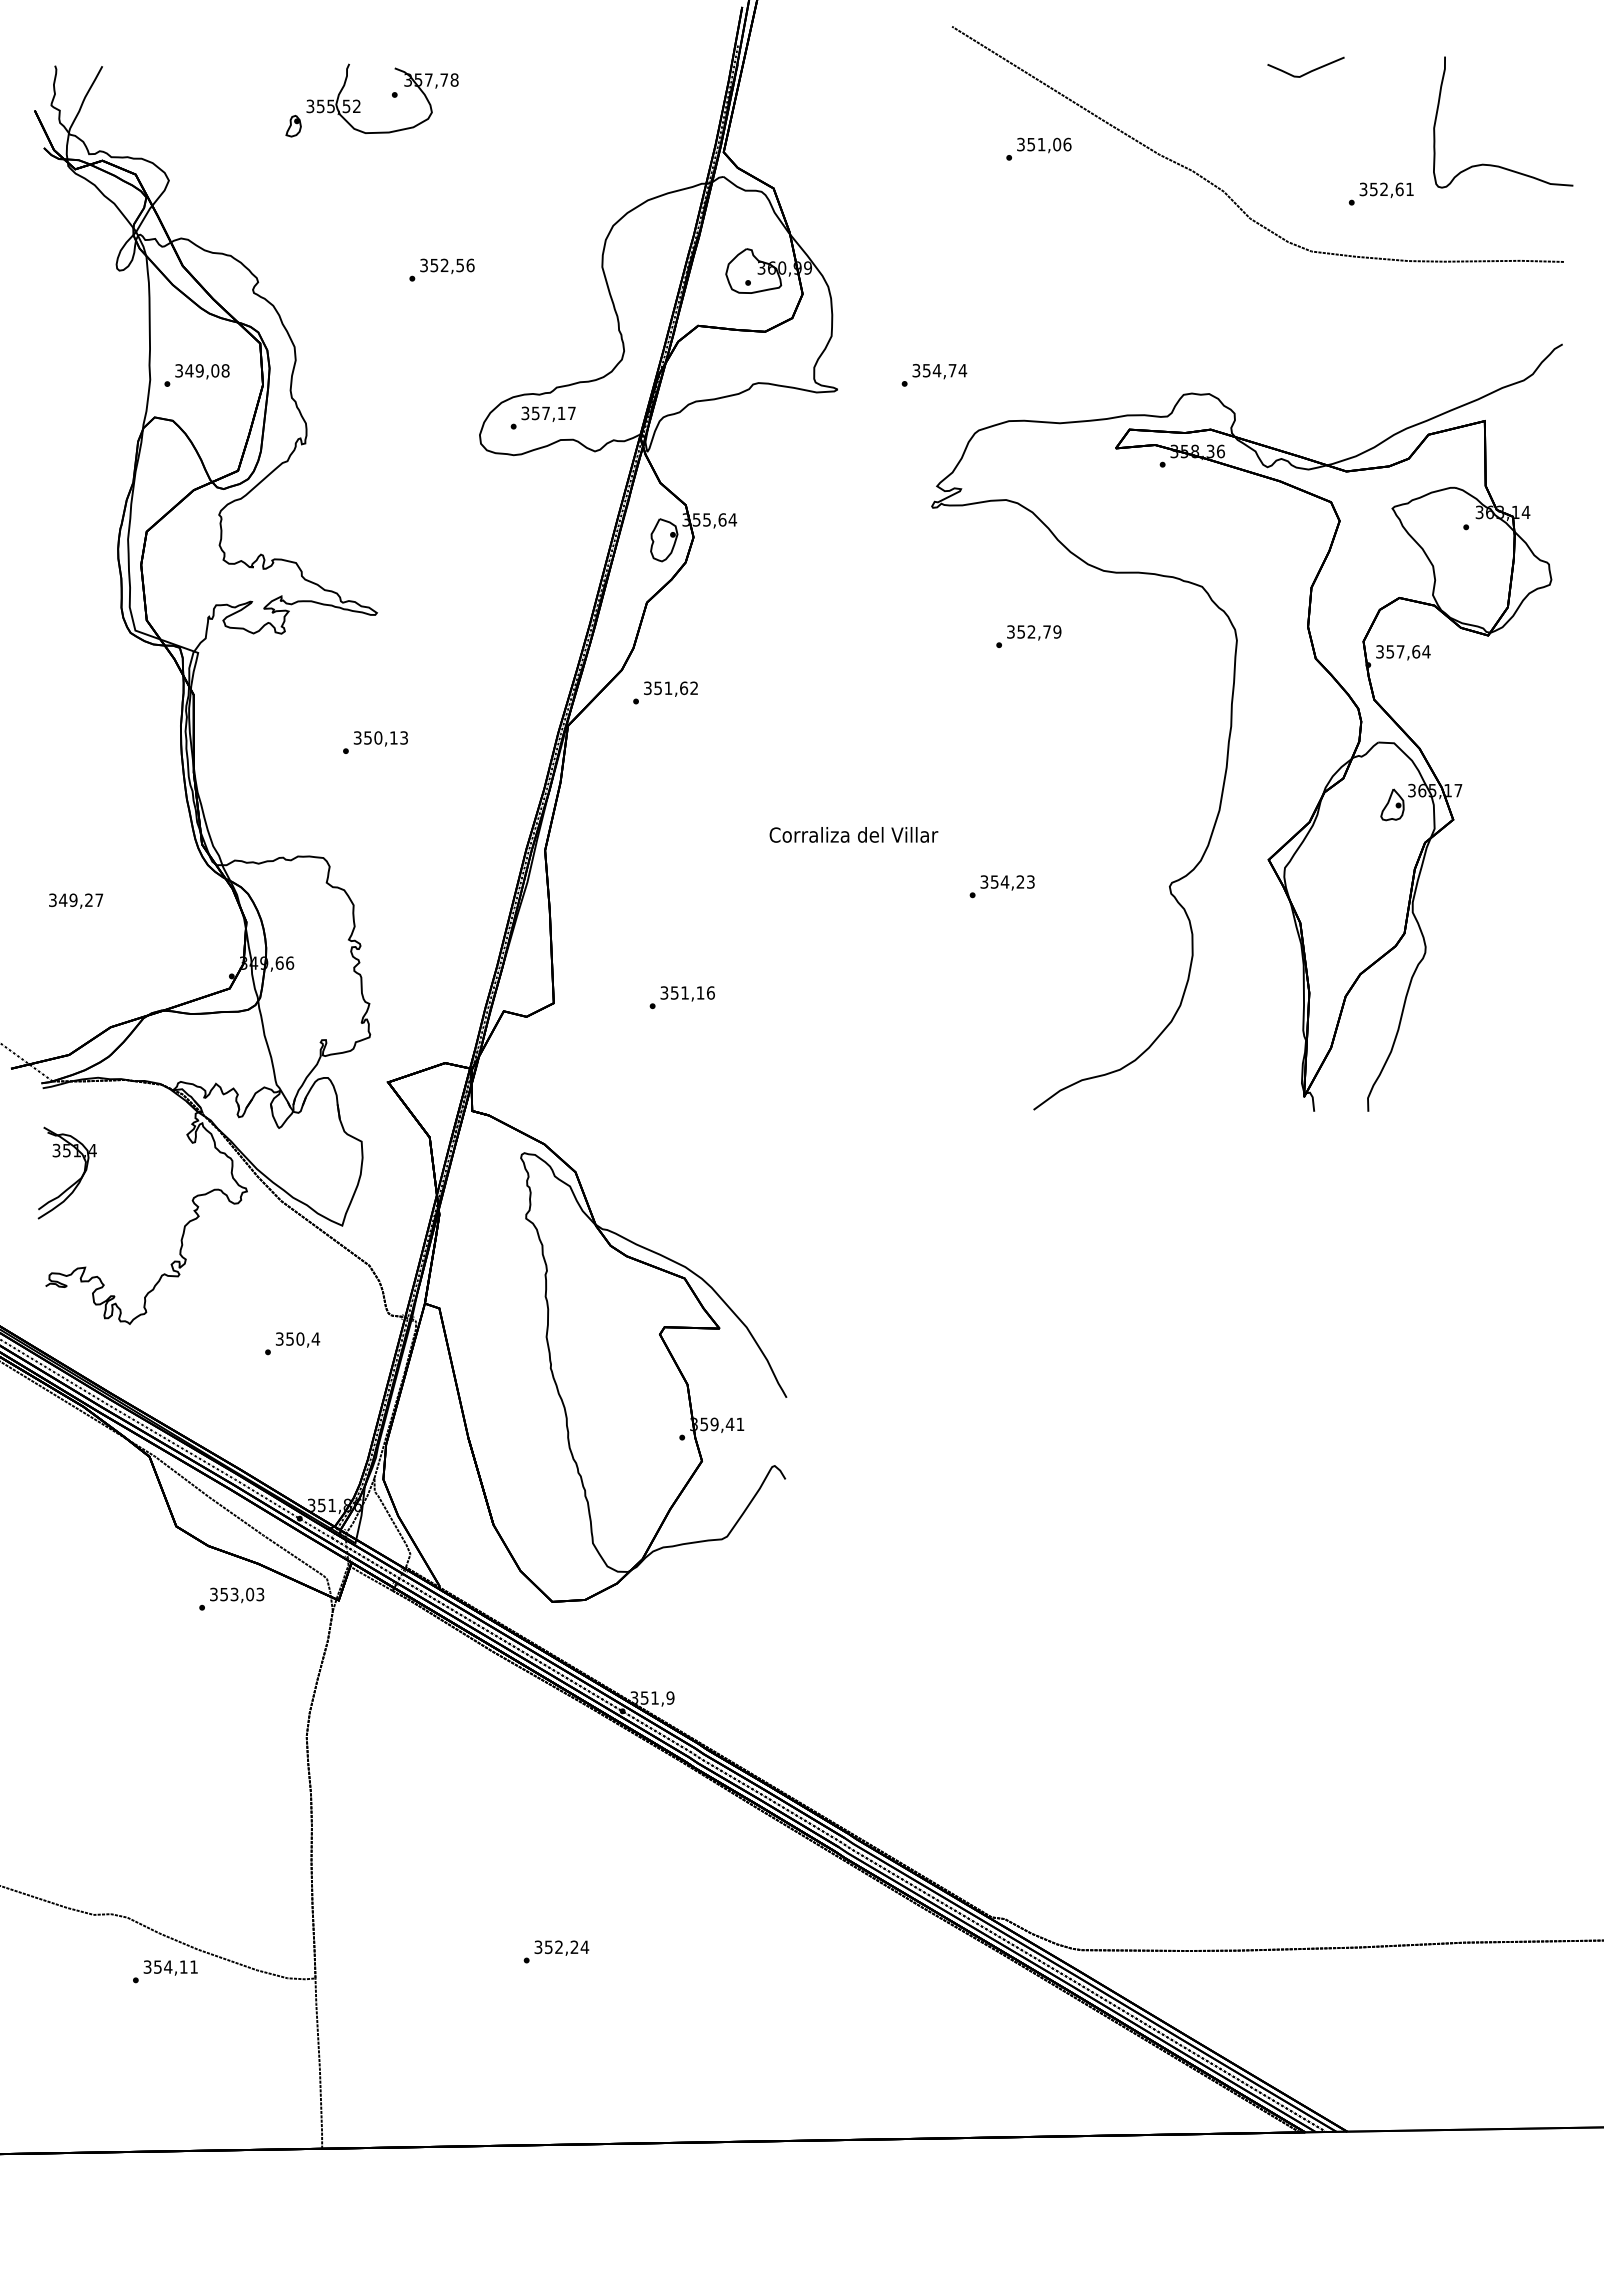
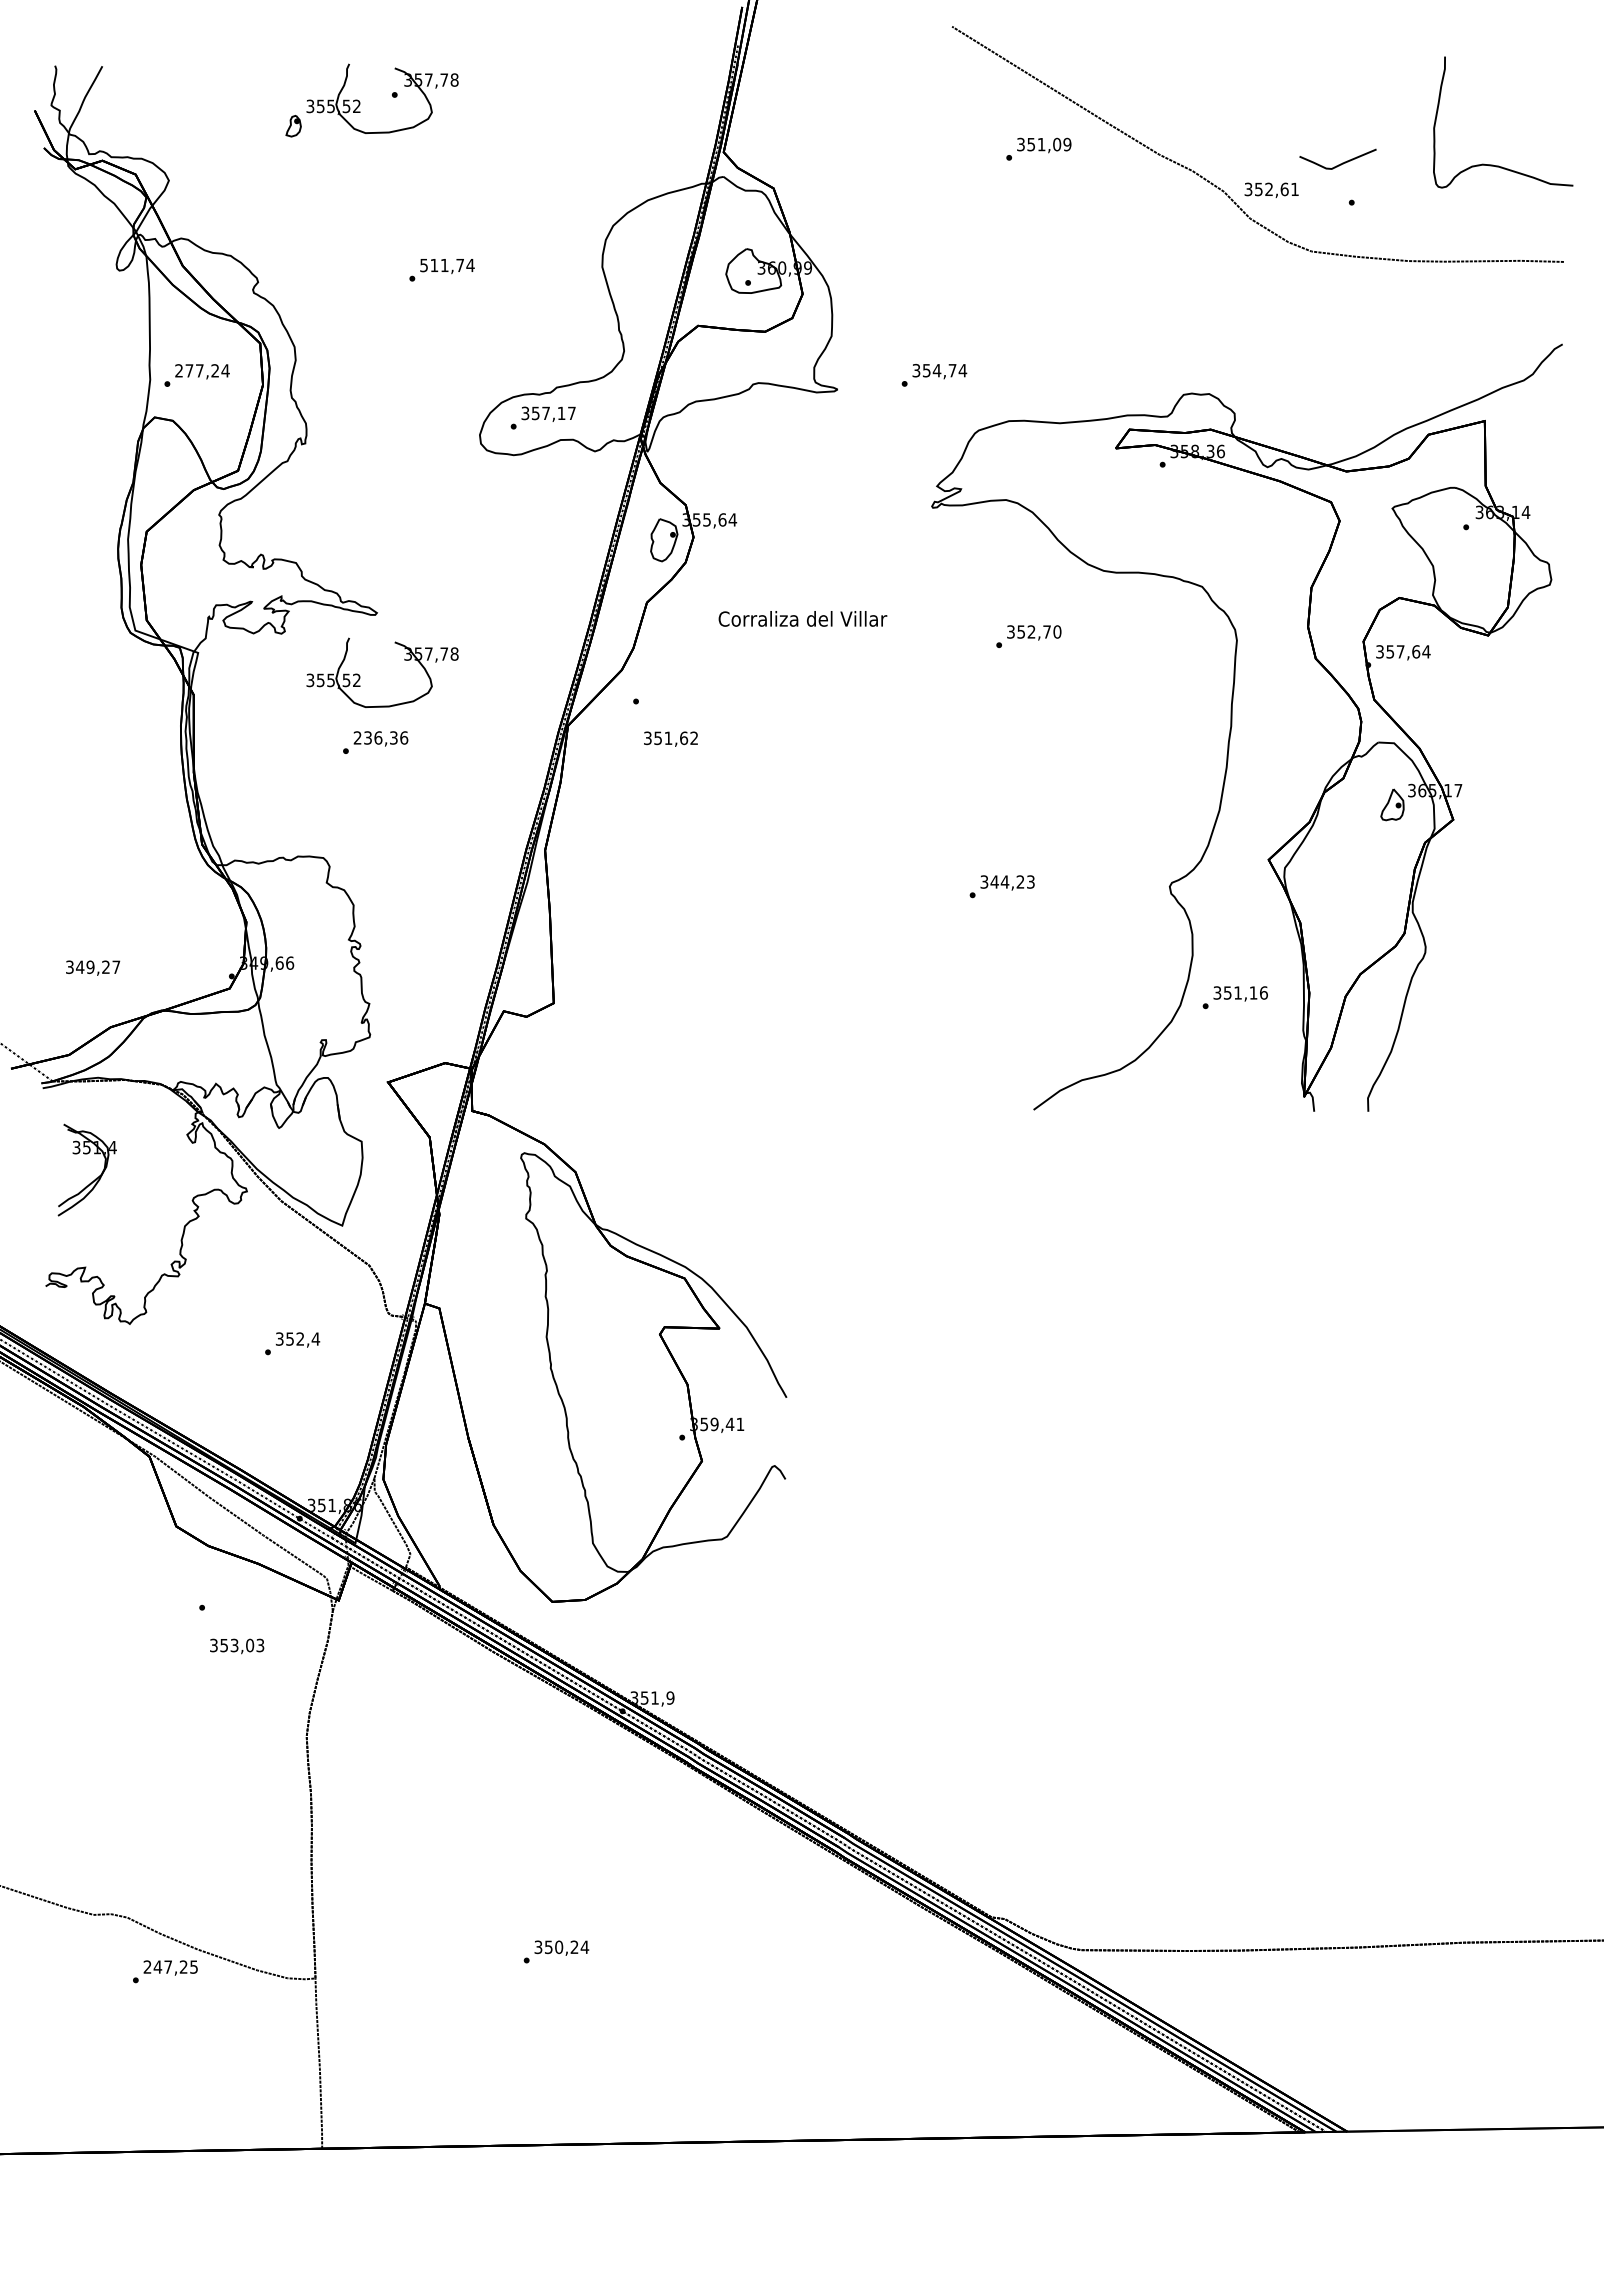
curve position: (1308, 71) -> (1340, 163) (1340, 163)
text: 351,06 -> 351,09 (1067, 144)
text position: (1386, 189) -> (1271, 189) (1271, 189)
text: 352,56 -> 511,74 (447, 265)
text: 349,08 -> 277,24 (202, 370)
text: 352,79 -> 352,70 (1057, 631)
part: none -> present (360, 676)
text position: (670, 688) -> (670, 738) (670, 738)
text: 350,13 -> 236,36 (380, 737)
text position: (853, 834) -> (802, 618) (802, 618)
text: 354,23 -> 344,23 (994, 881)
text position: (76, 900) -> (93, 967) (93, 967)
text position: (681, 997) -> (1234, 997) (1234, 997)
part position: (75, 1181) -> (95, 1178) (95, 1178)
text: 350,4 -> 352,4 (300, 1338)
text position: (237, 1595) -> (237, 1646) (237, 1646)
text: 352,24 -> 350,24 (559, 1947)
text: 354,11 -> 247,25 (170, 1966)
